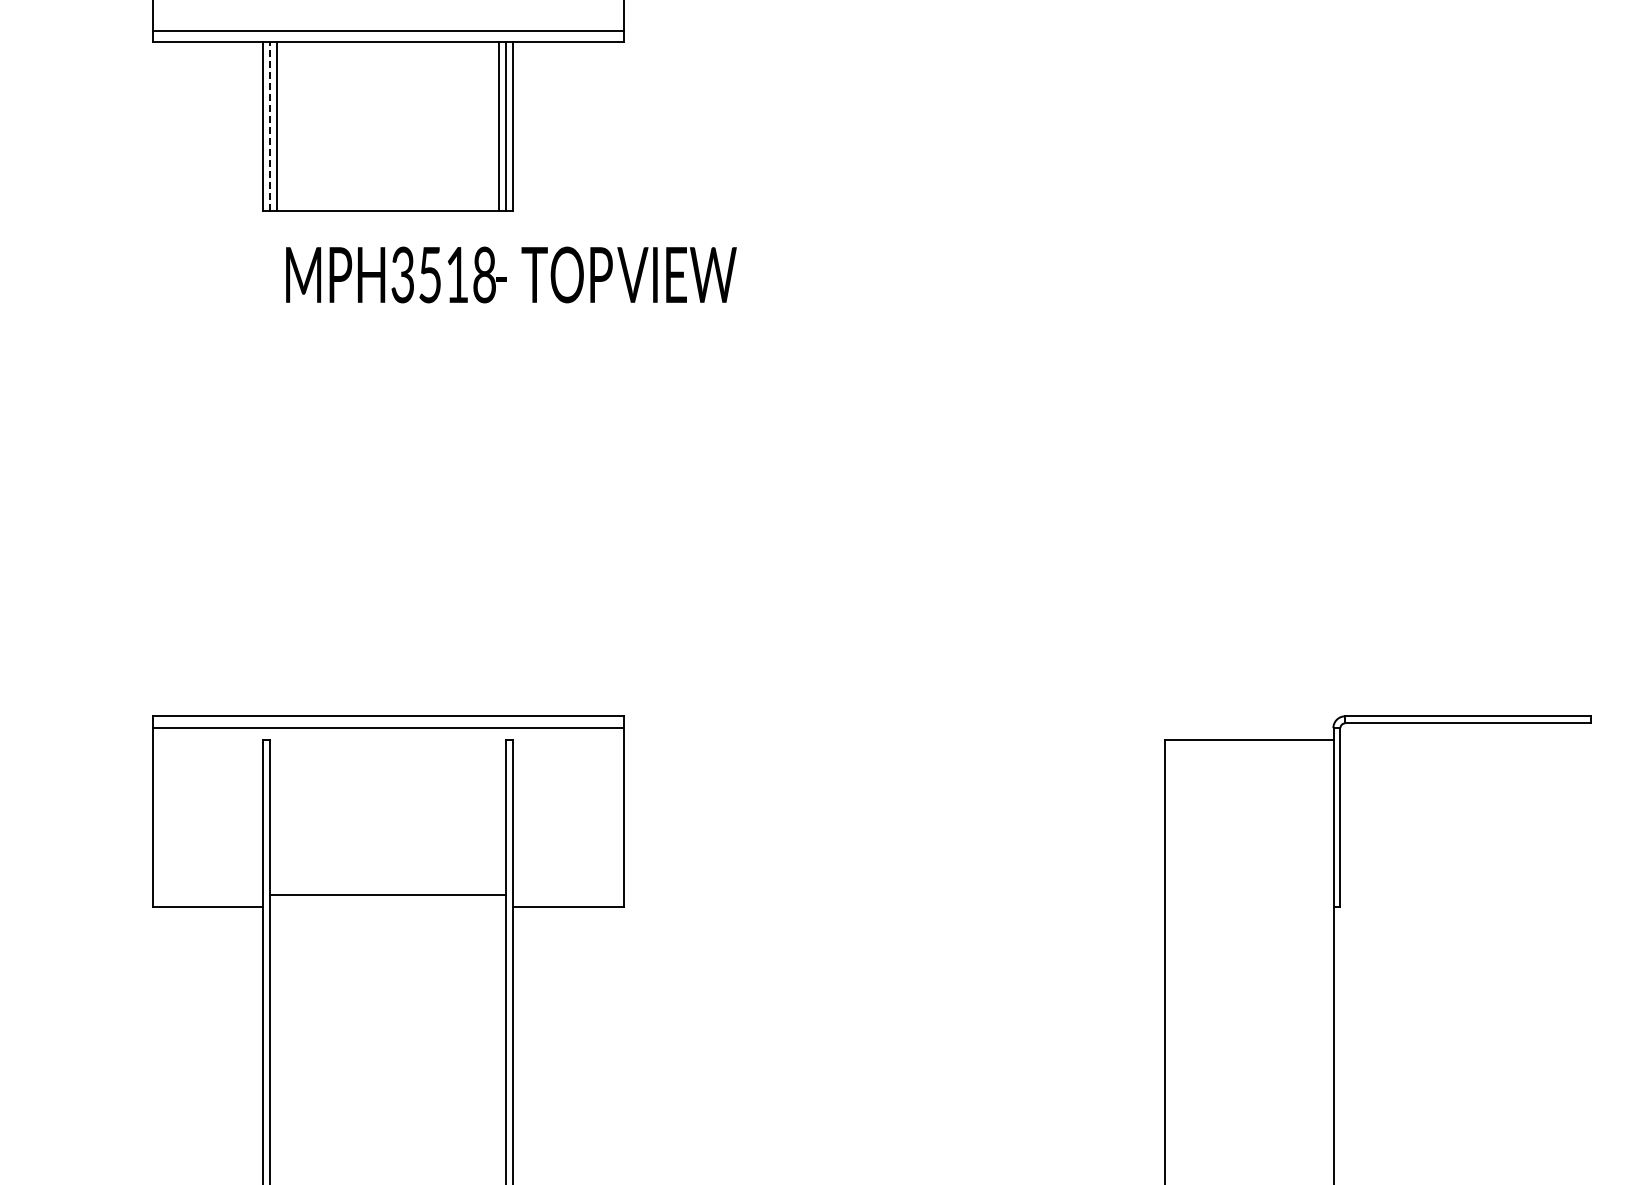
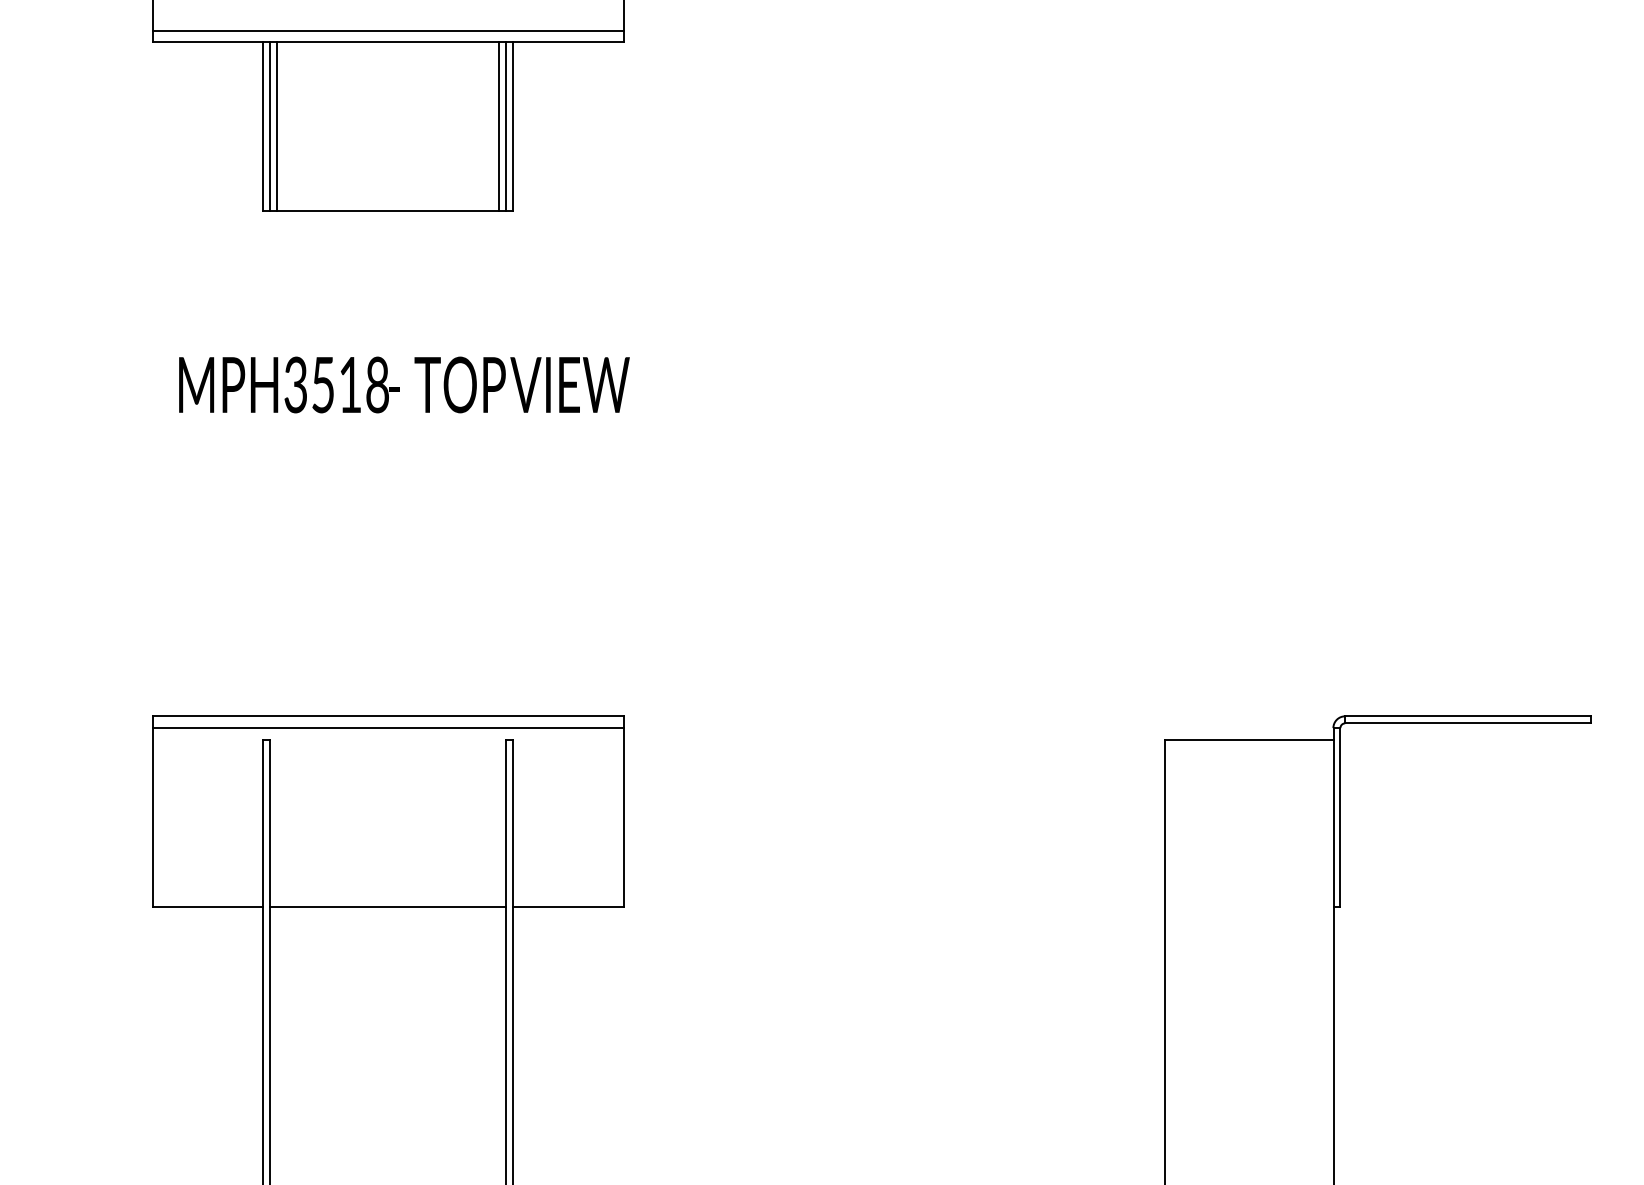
line: dashed -> solid (270, 126)
text position: (511, 274) -> (404, 384) (404, 384)
line position: (387, 894) -> (387, 906) (387, 906)
